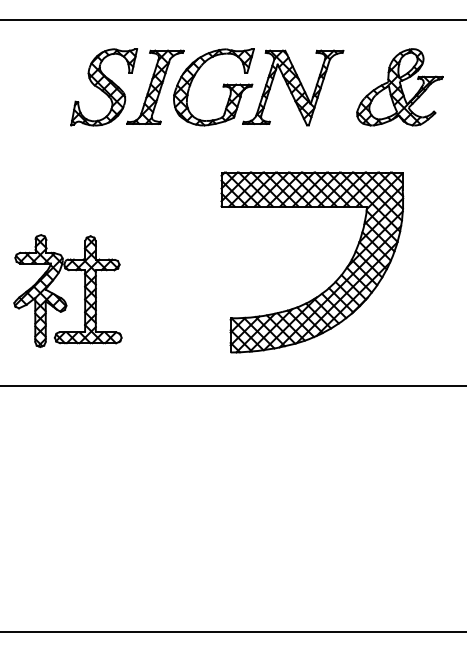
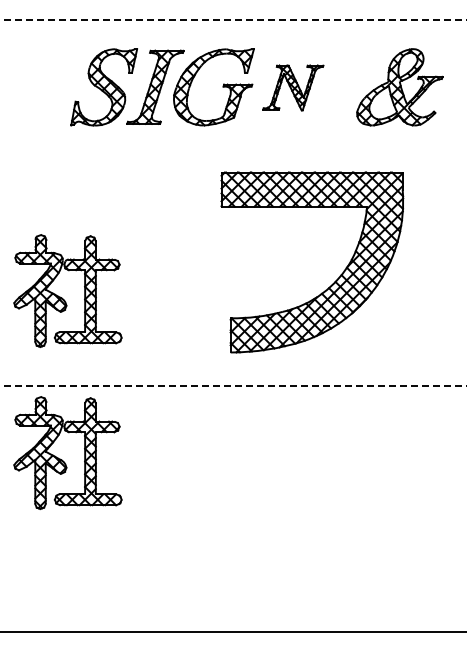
line: solid -> dashed (232, 19)
part size: 103x78 px -> 63x48 px (293, 87)
line: solid -> dashed (232, 385)
part: none -> present (62, 459)
